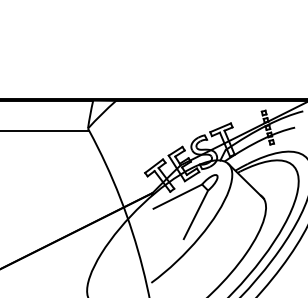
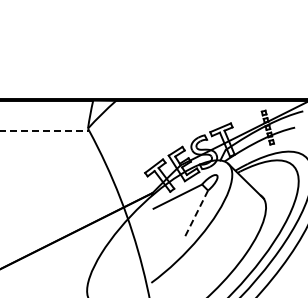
line: solid -> dashed (45, 131)
line: solid -> dashed (195, 215)
